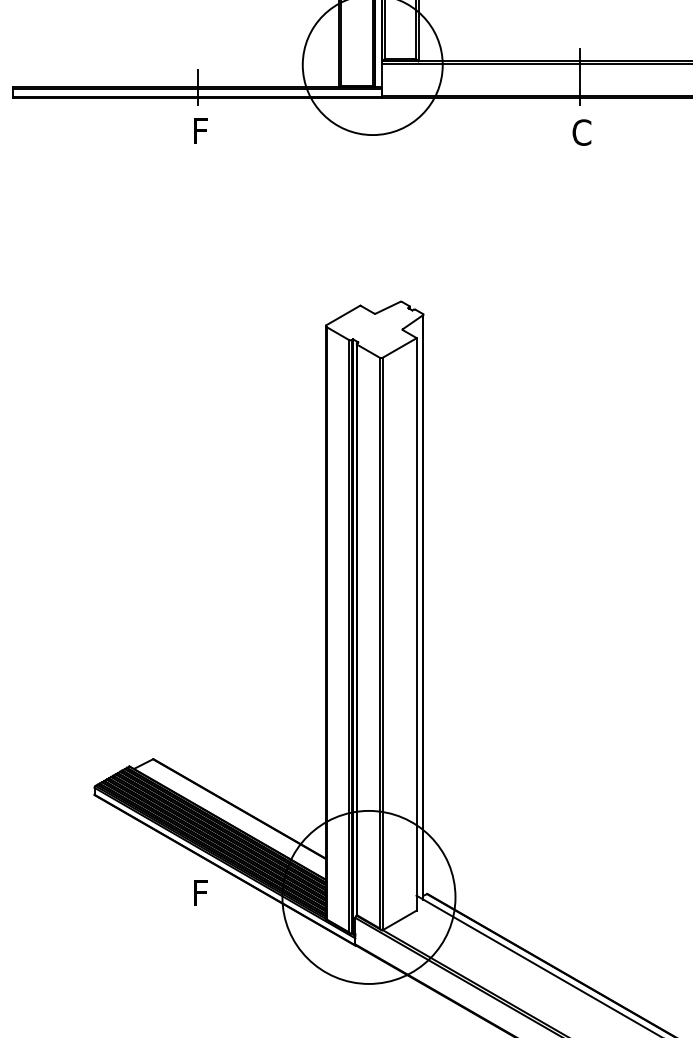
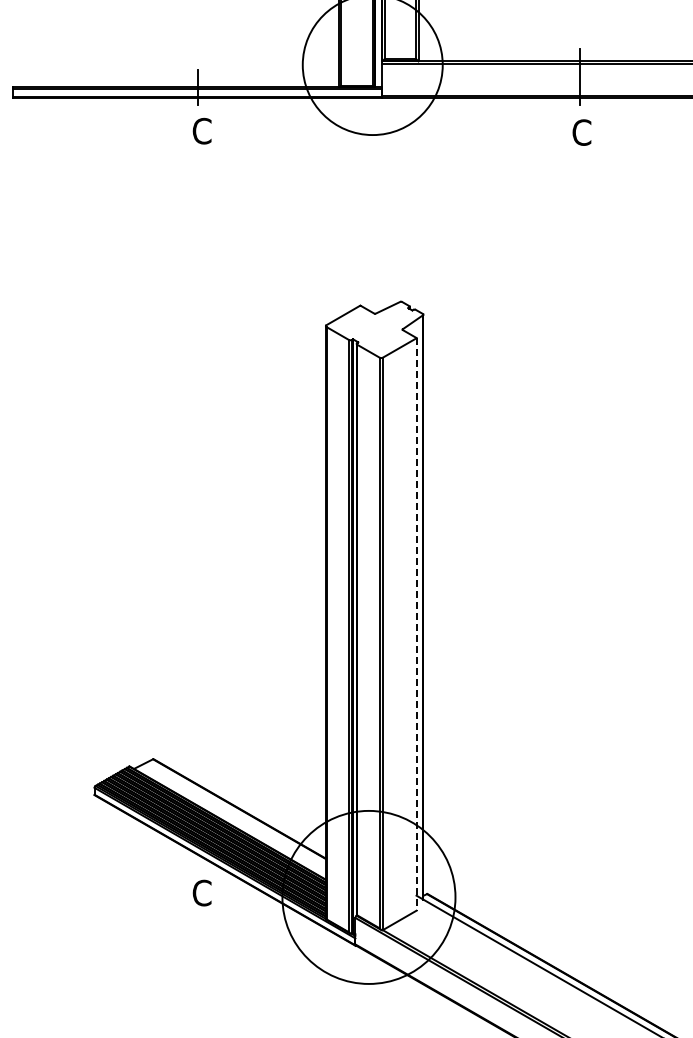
text: F -> C (201, 130)
line: solid -> dashed (416, 625)
text: F -> C (201, 892)
